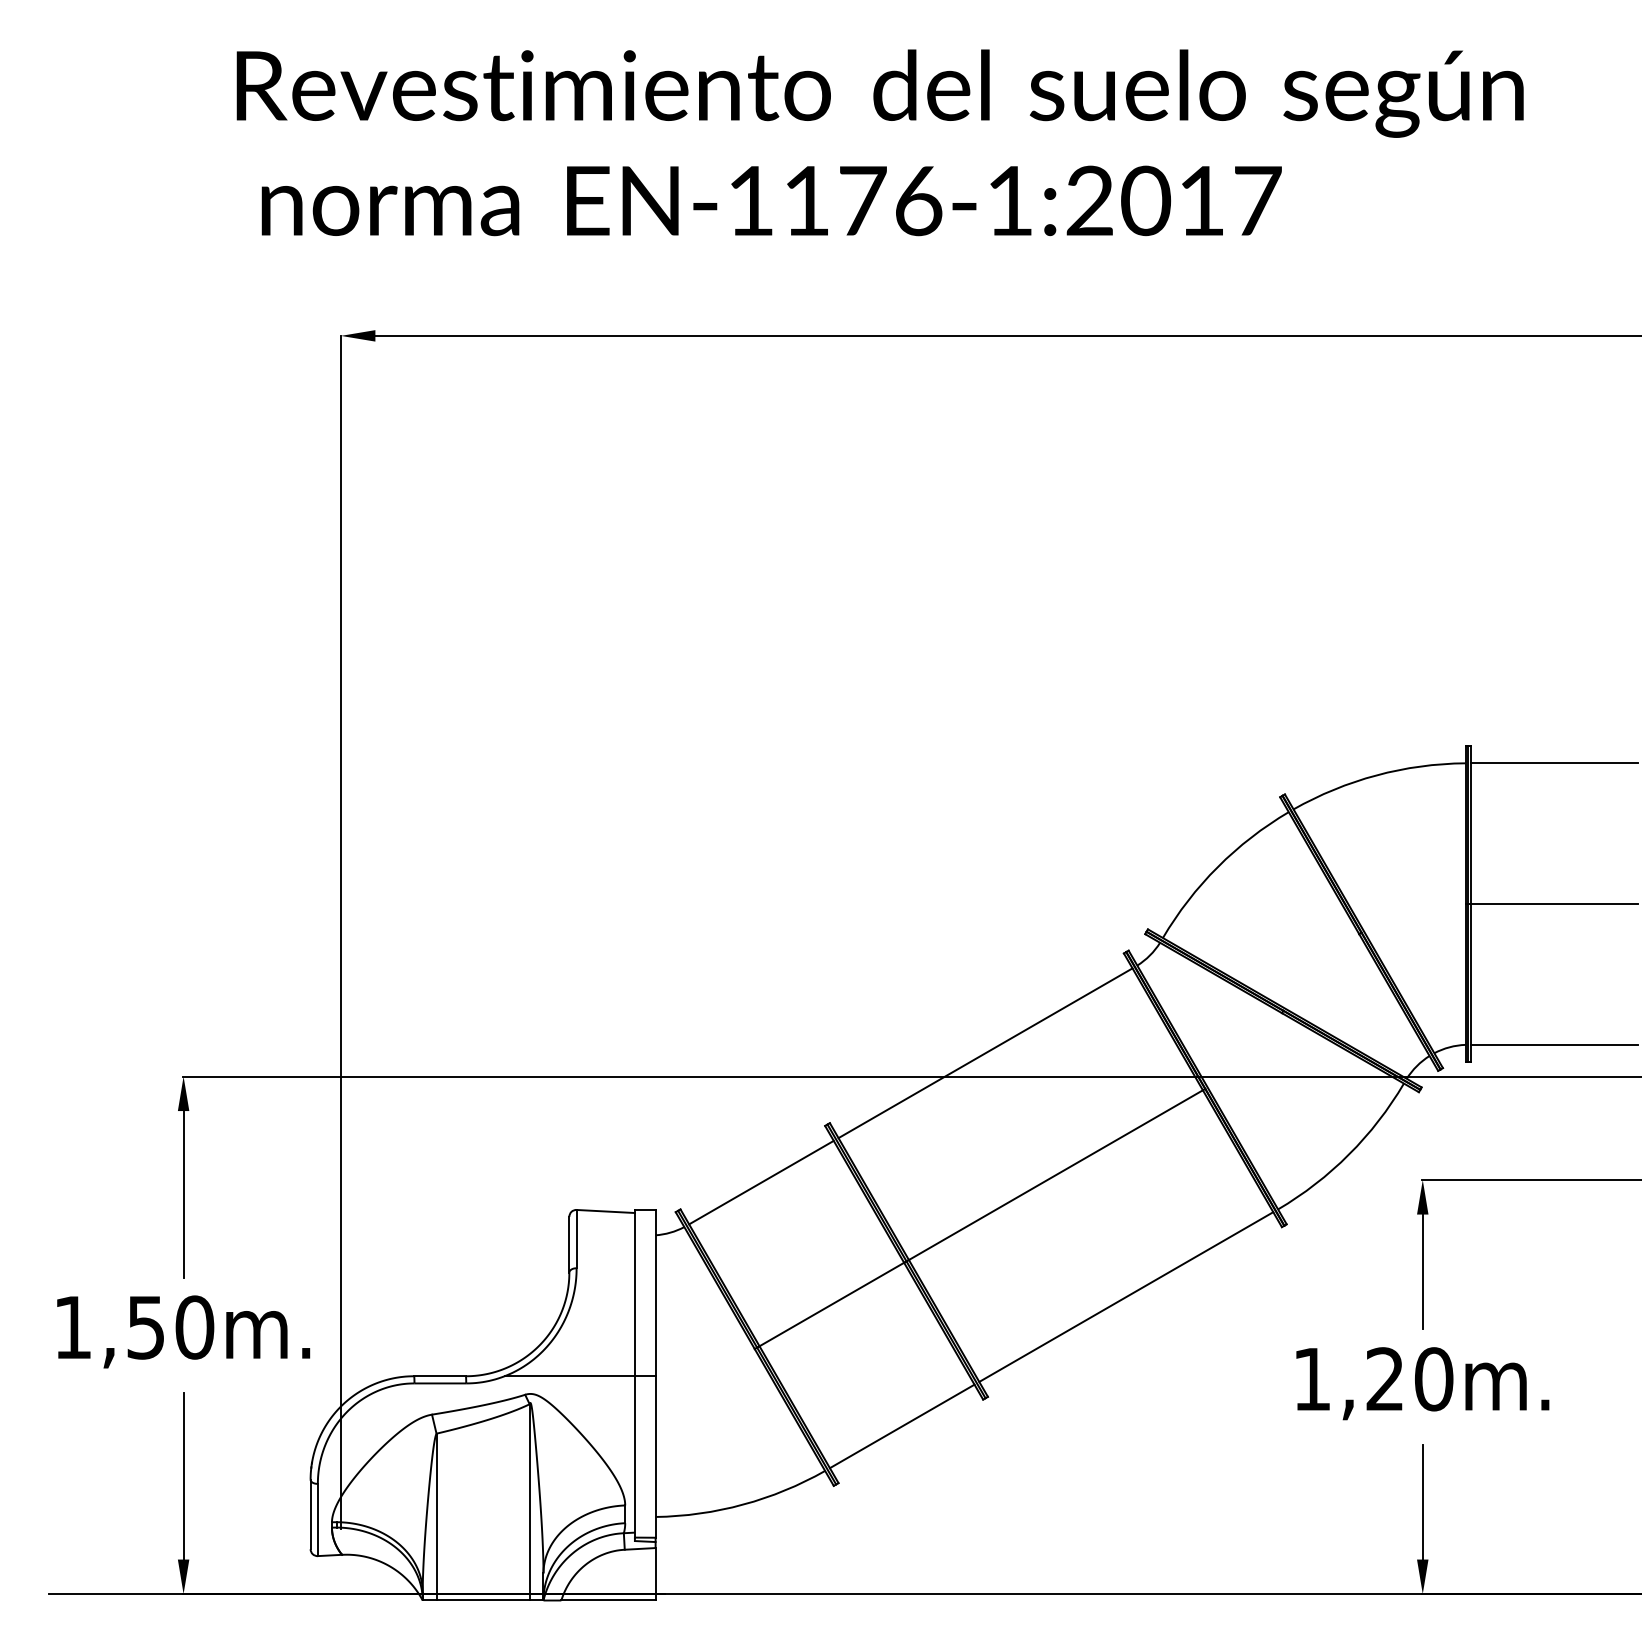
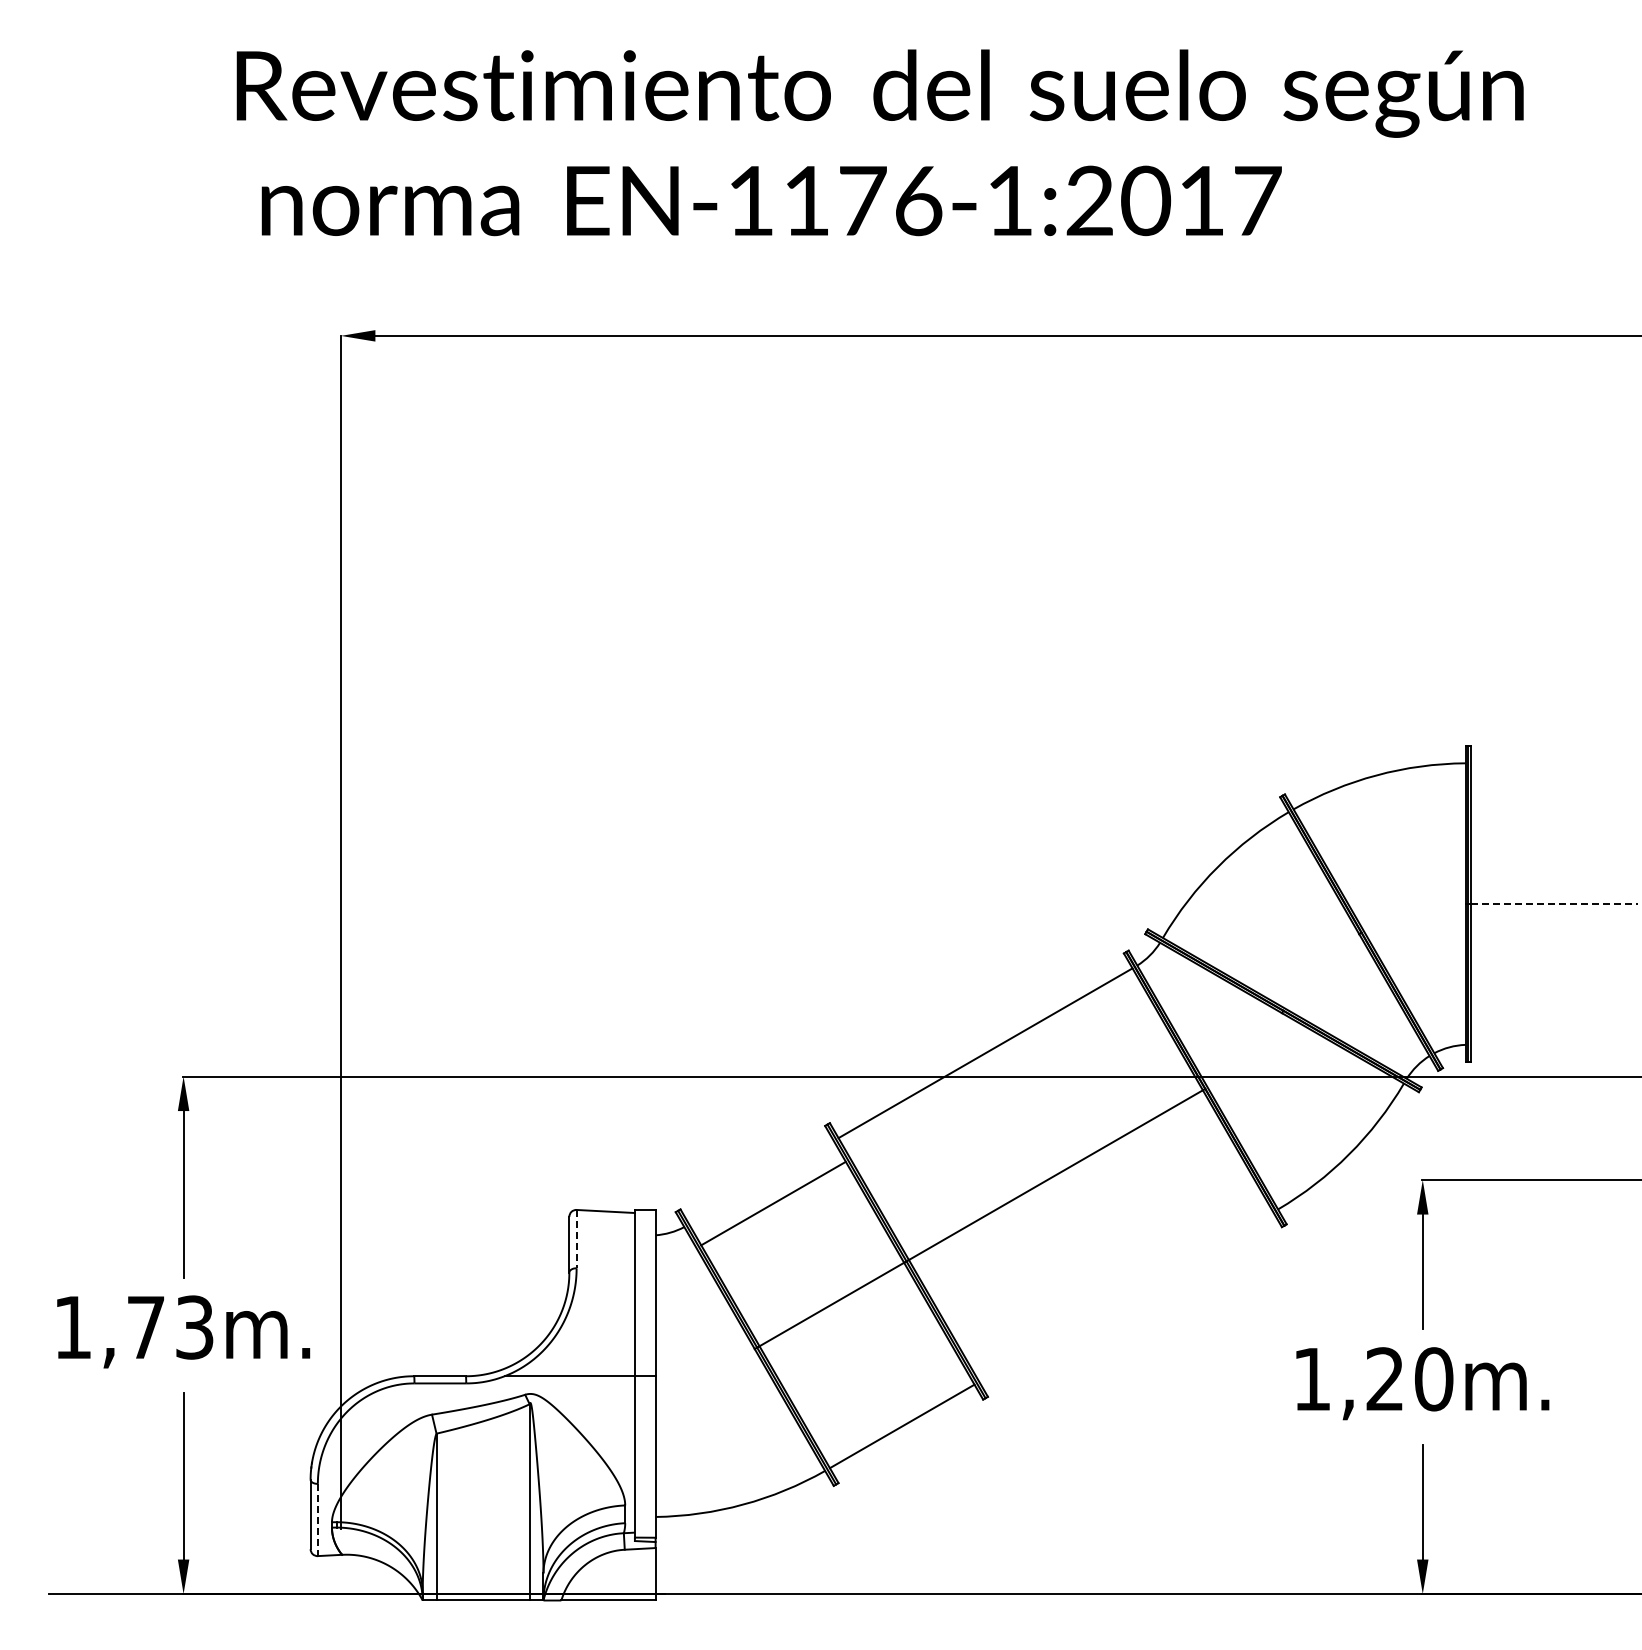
line: present -> none (1554, 763)
line: solid -> dashed (1555, 904)
line: present -> none (1554, 1044)
line position: (761, 1182) -> (773, 1203) (773, 1203)
line: solid -> dashed (576, 1239)
line: present -> none (1126, 1296)
text: 1,50m. -> 1,73m. (170, 1327)
line: solid -> dashed (317, 1520)
